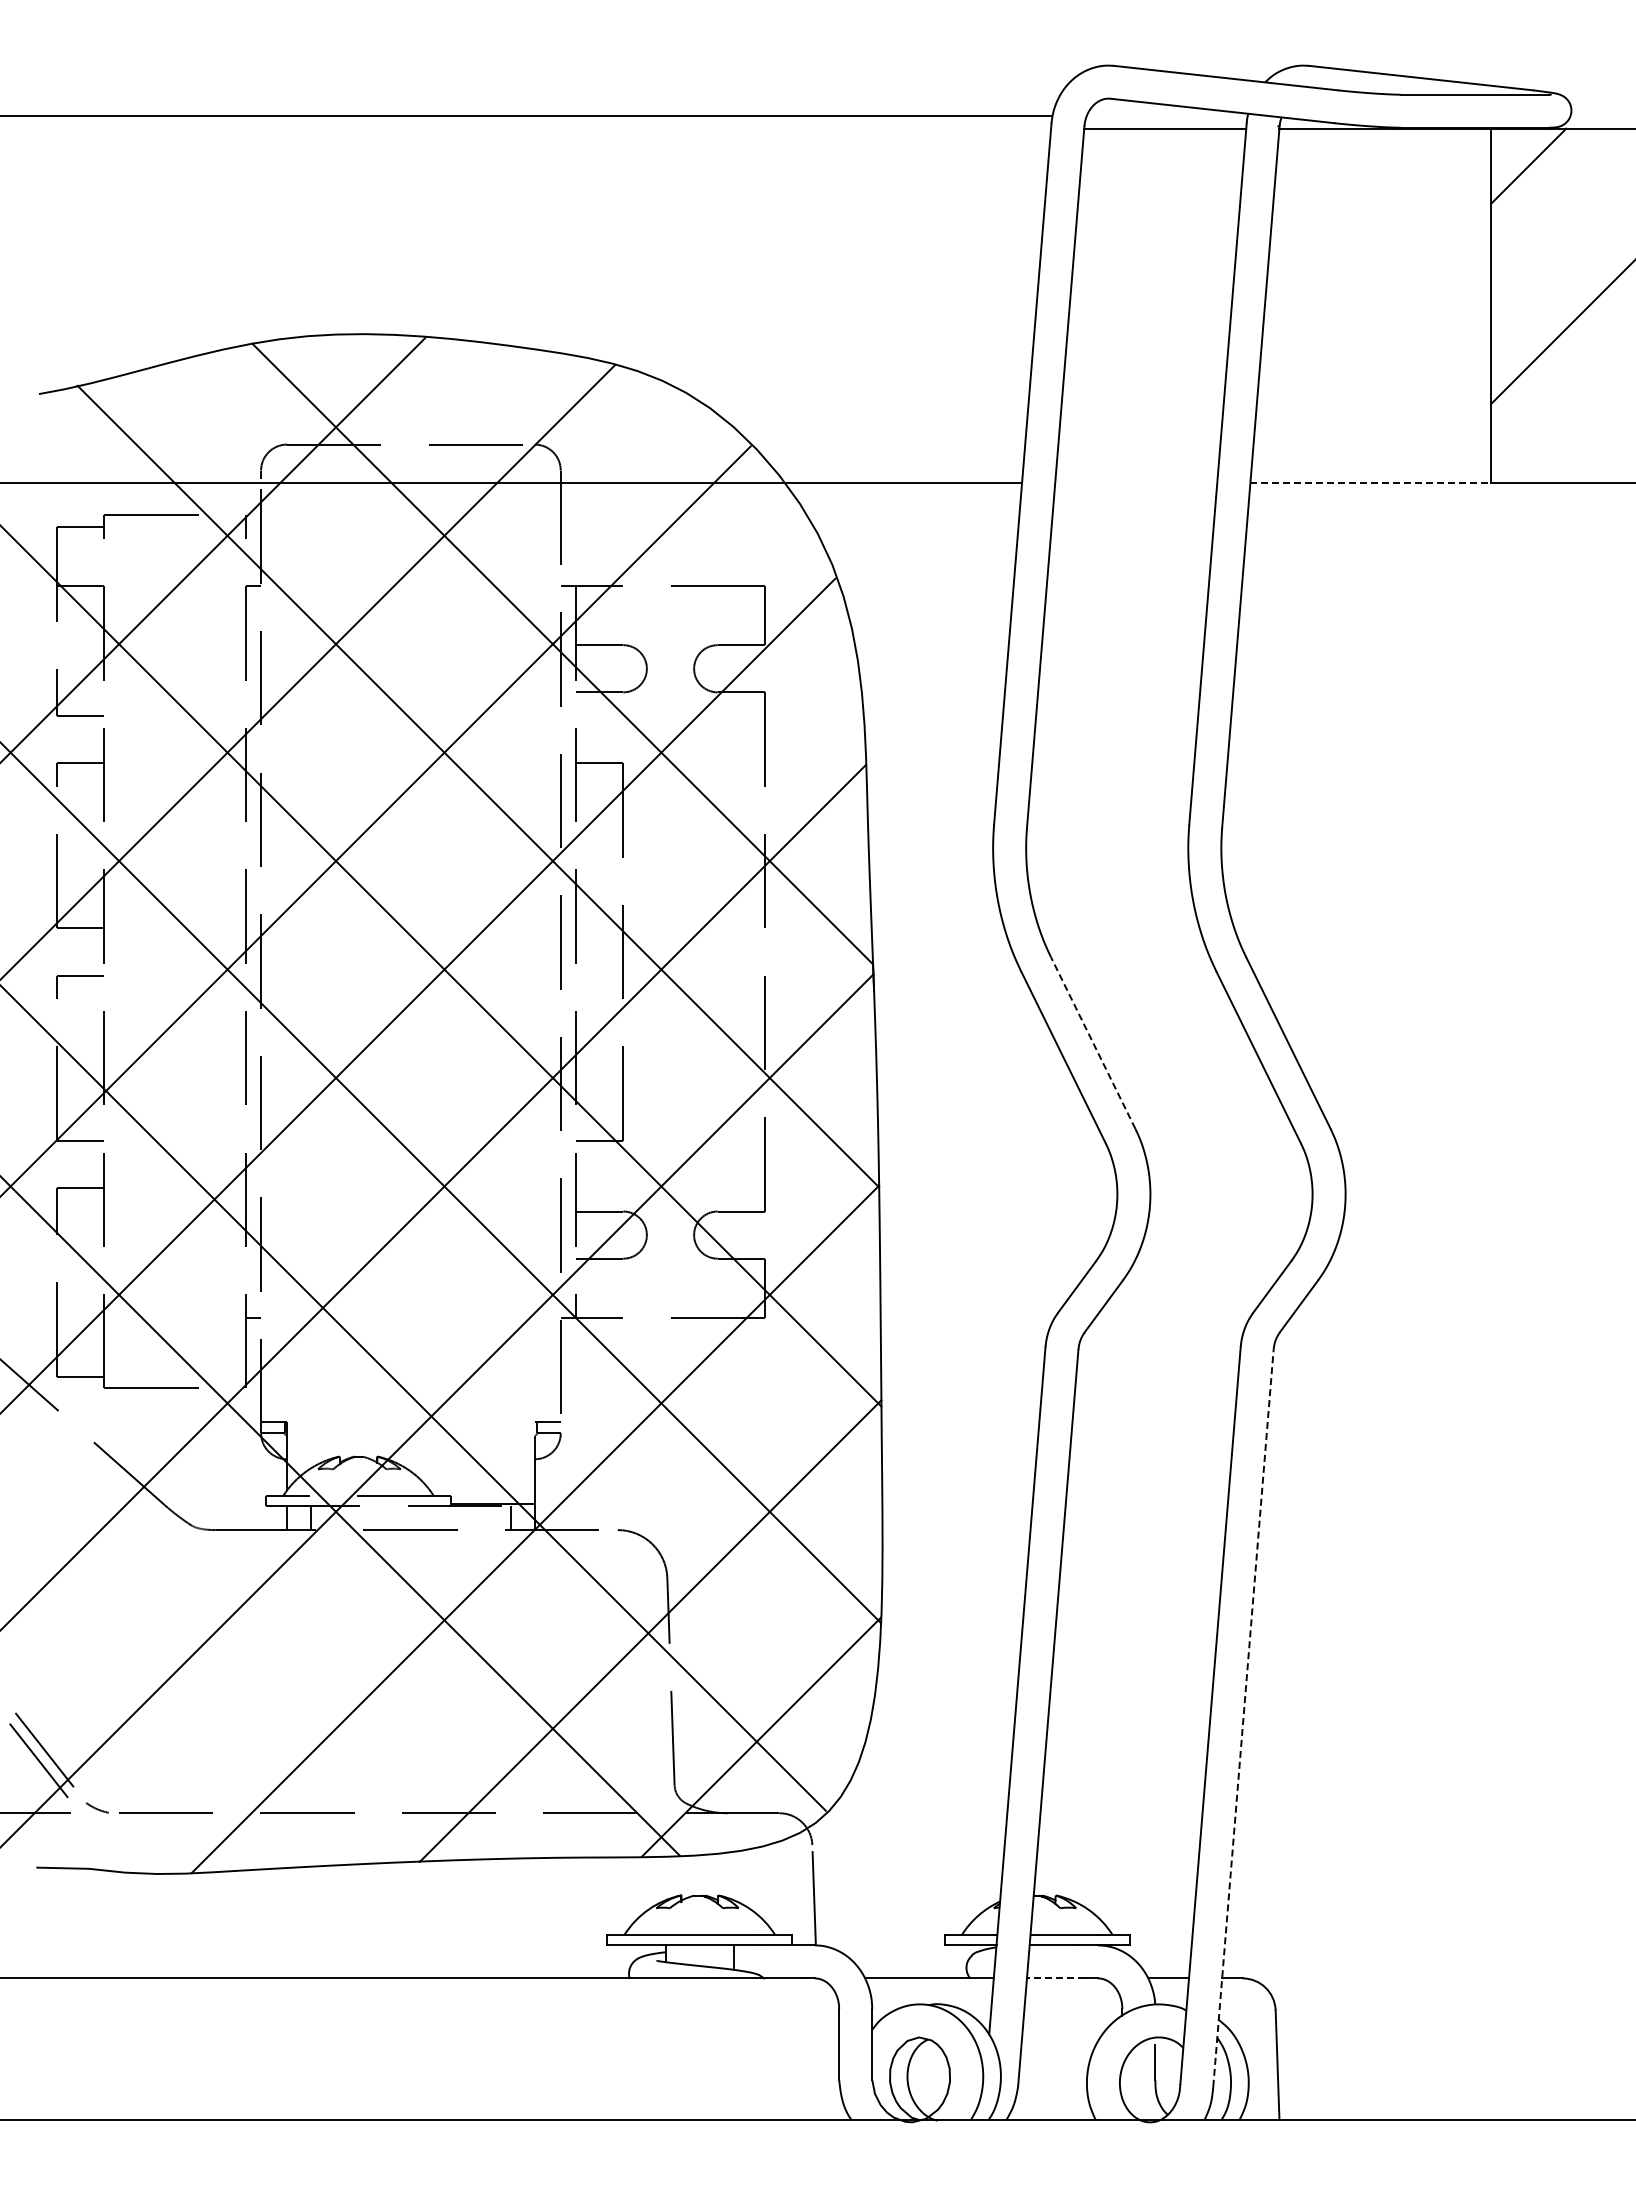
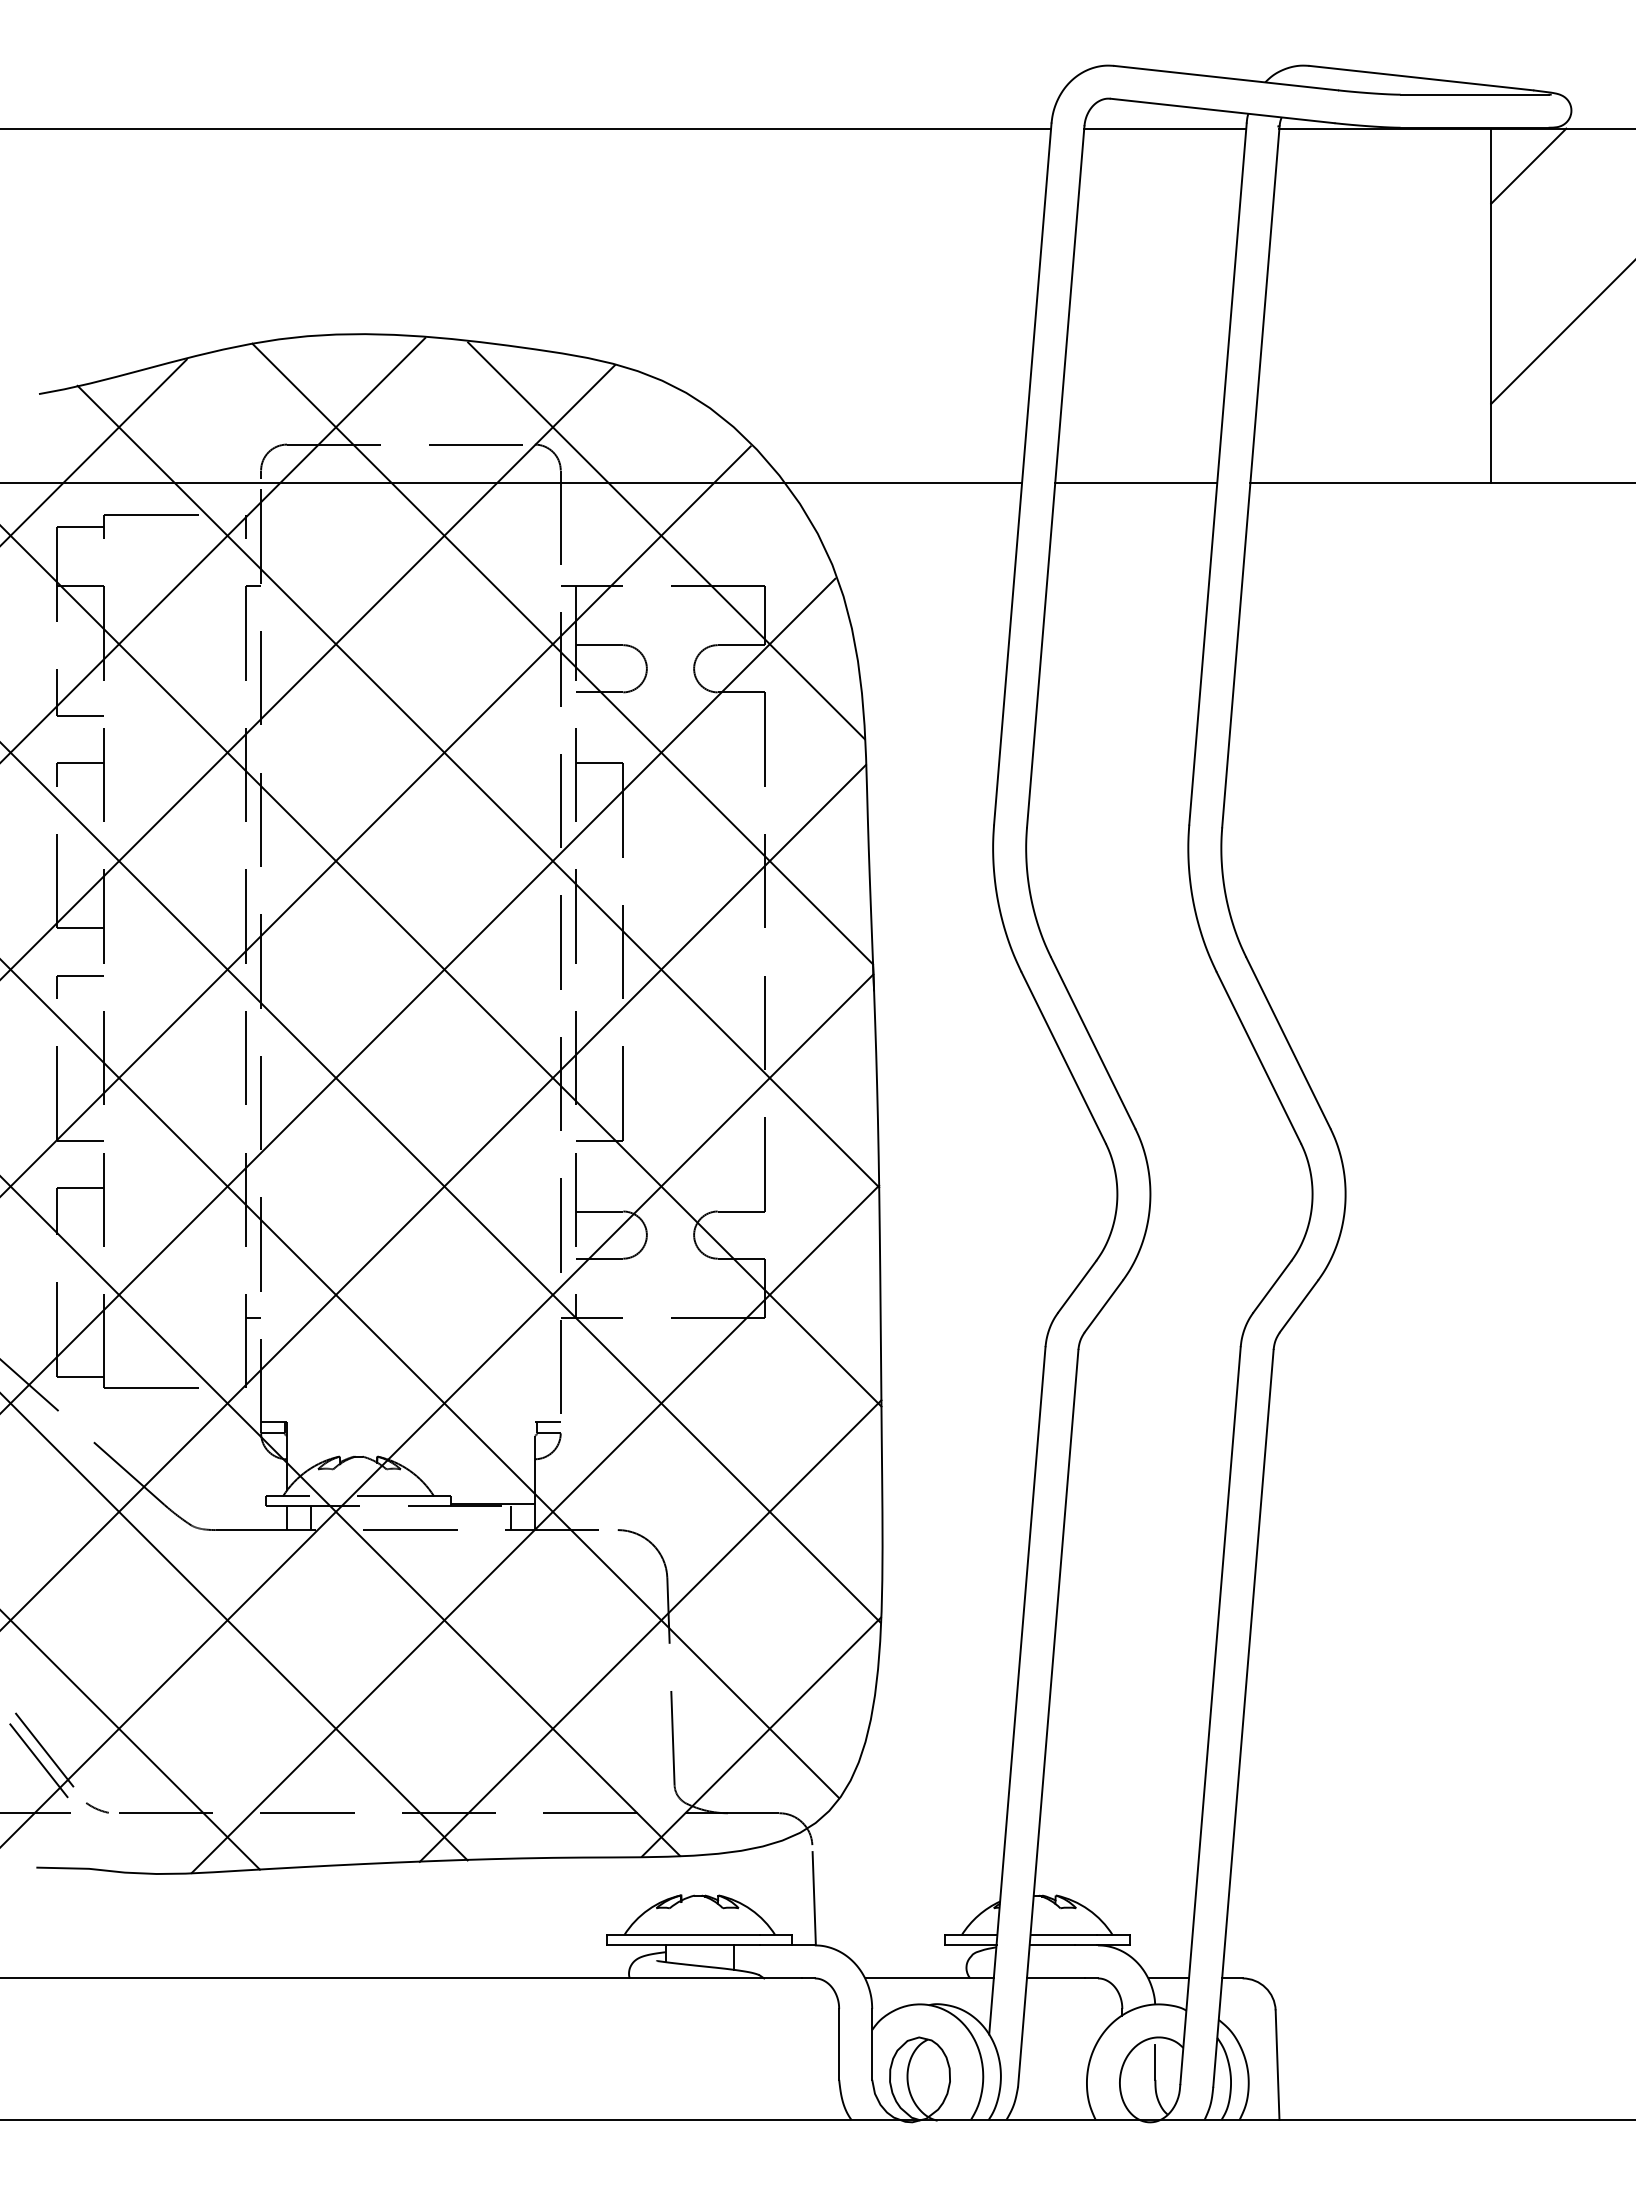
line position: (526, 115) -> (526, 128) (526, 128)
line: none -> present (94, 451)
line: none -> present (1136, 482)
line: dashed -> solid (1371, 482)
line: none -> present (666, 540)
line: dashed -> solid (1093, 1042)
line position: (413, 1398) -> (420, 1379) (420, 1379)
line: none -> present (234, 1627)
line: dashed -> solid (1243, 1718)
line: none -> present (130, 1740)
line: dashed -> solid (1055, 1978)
